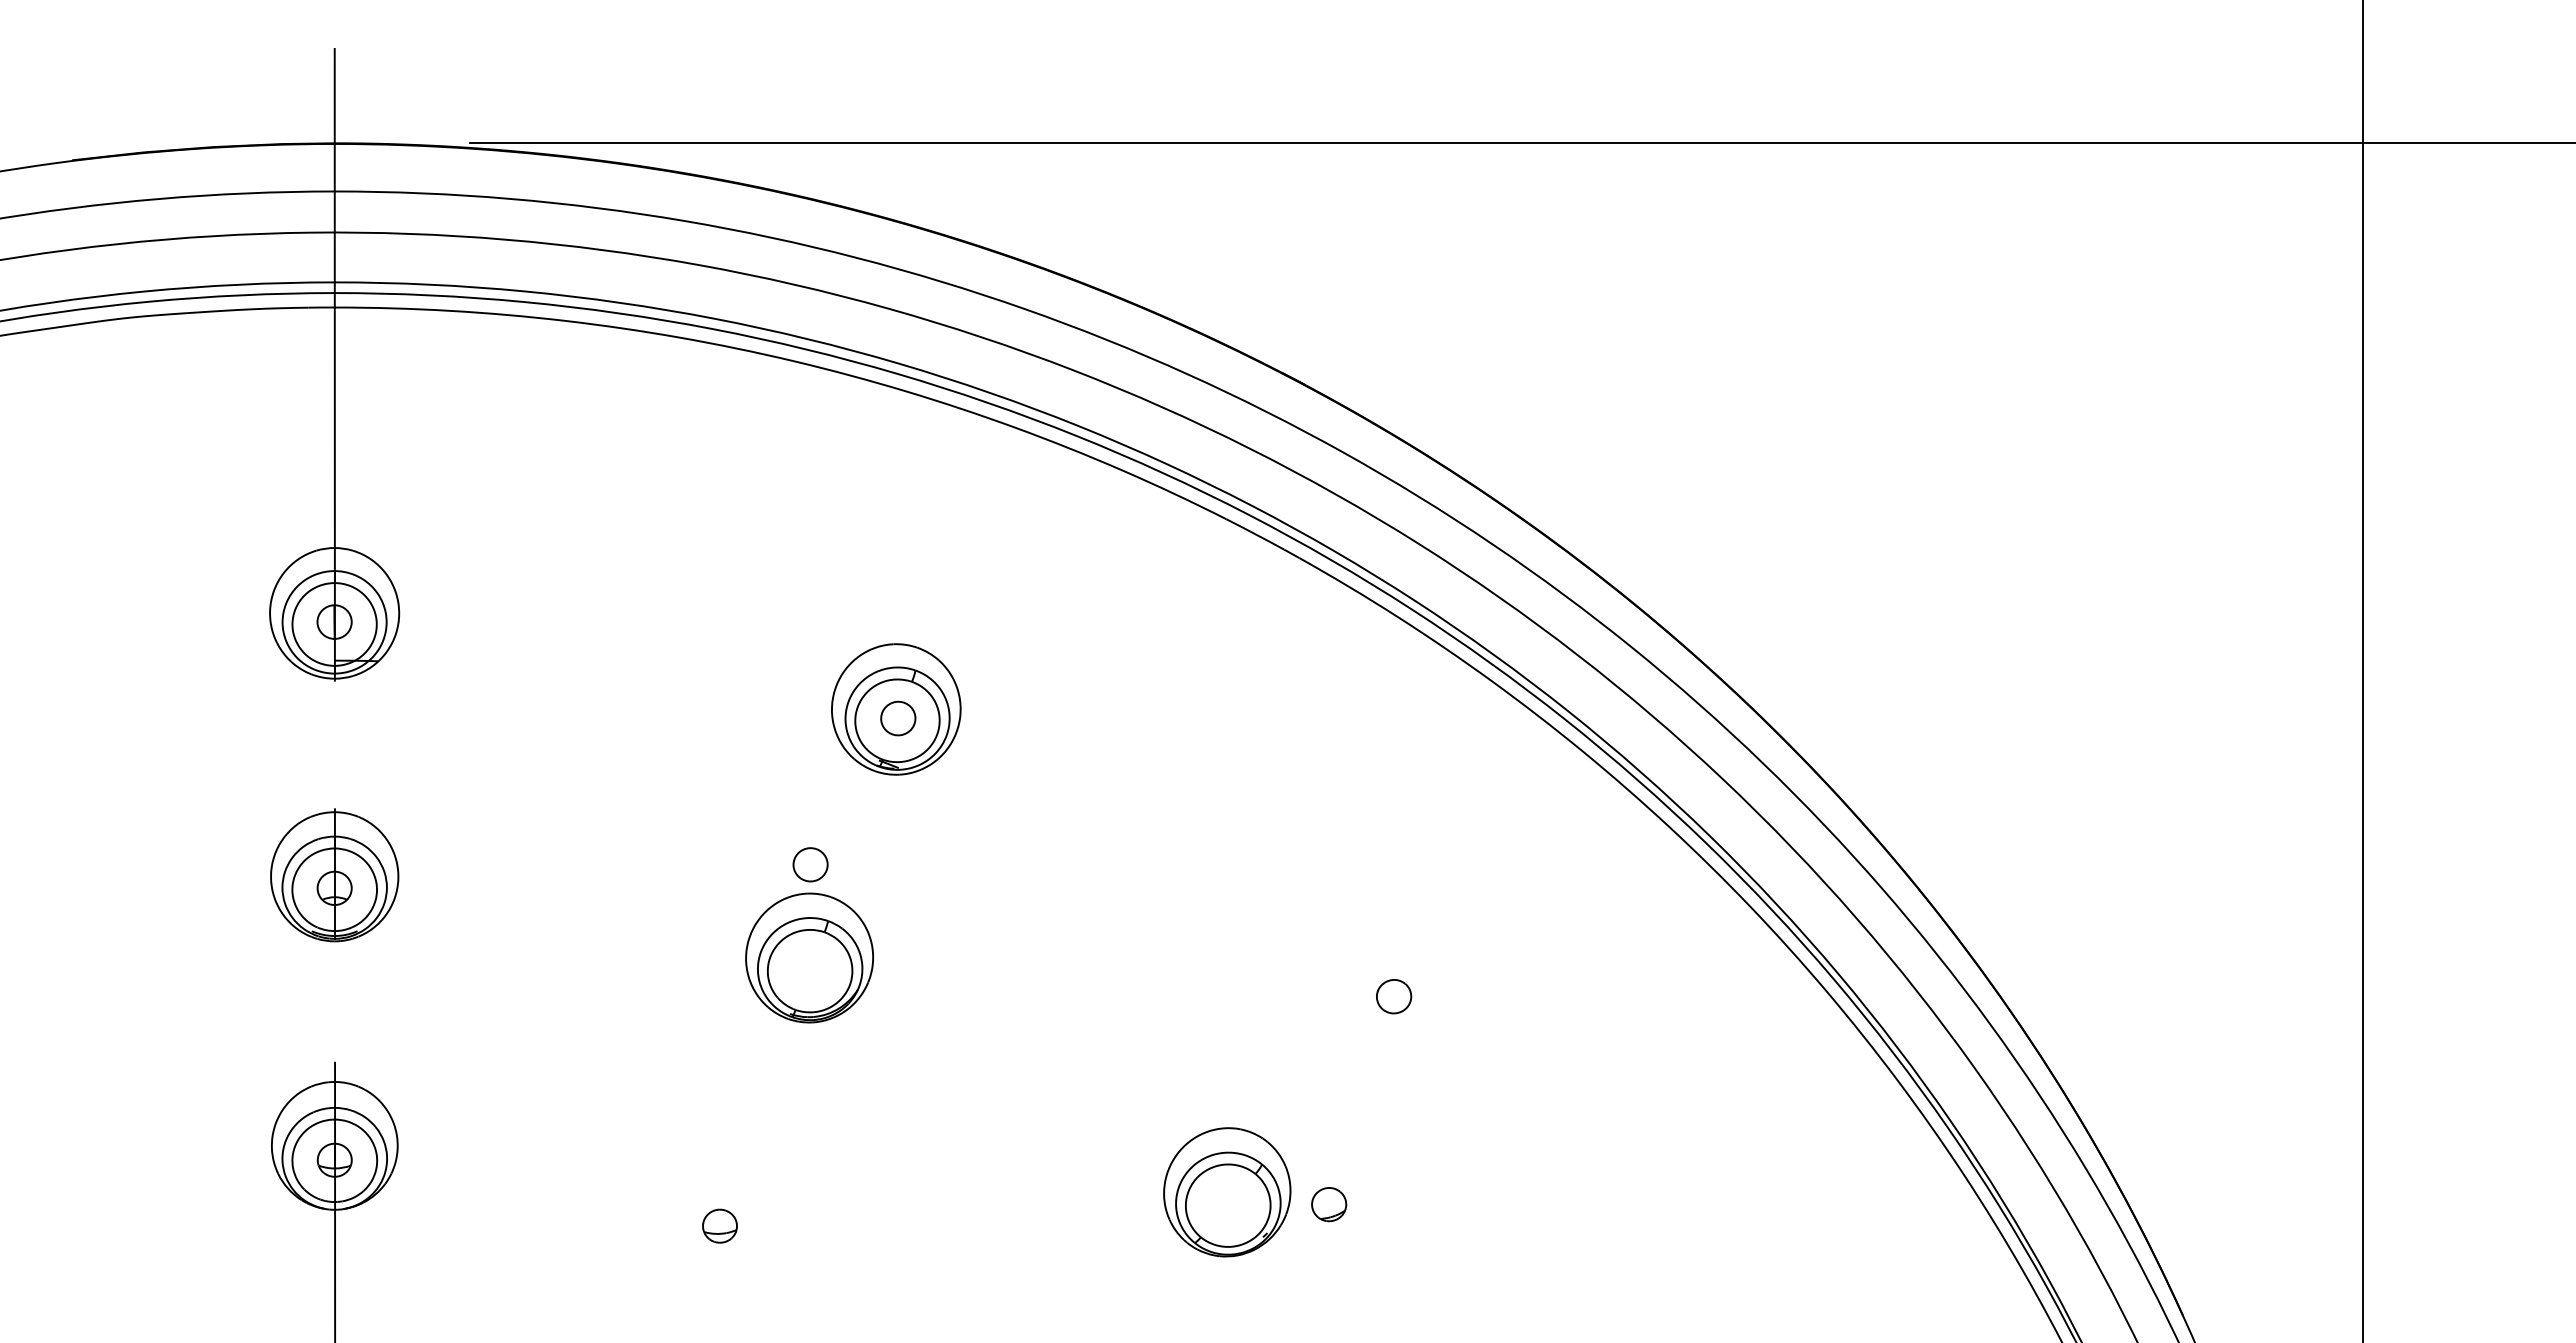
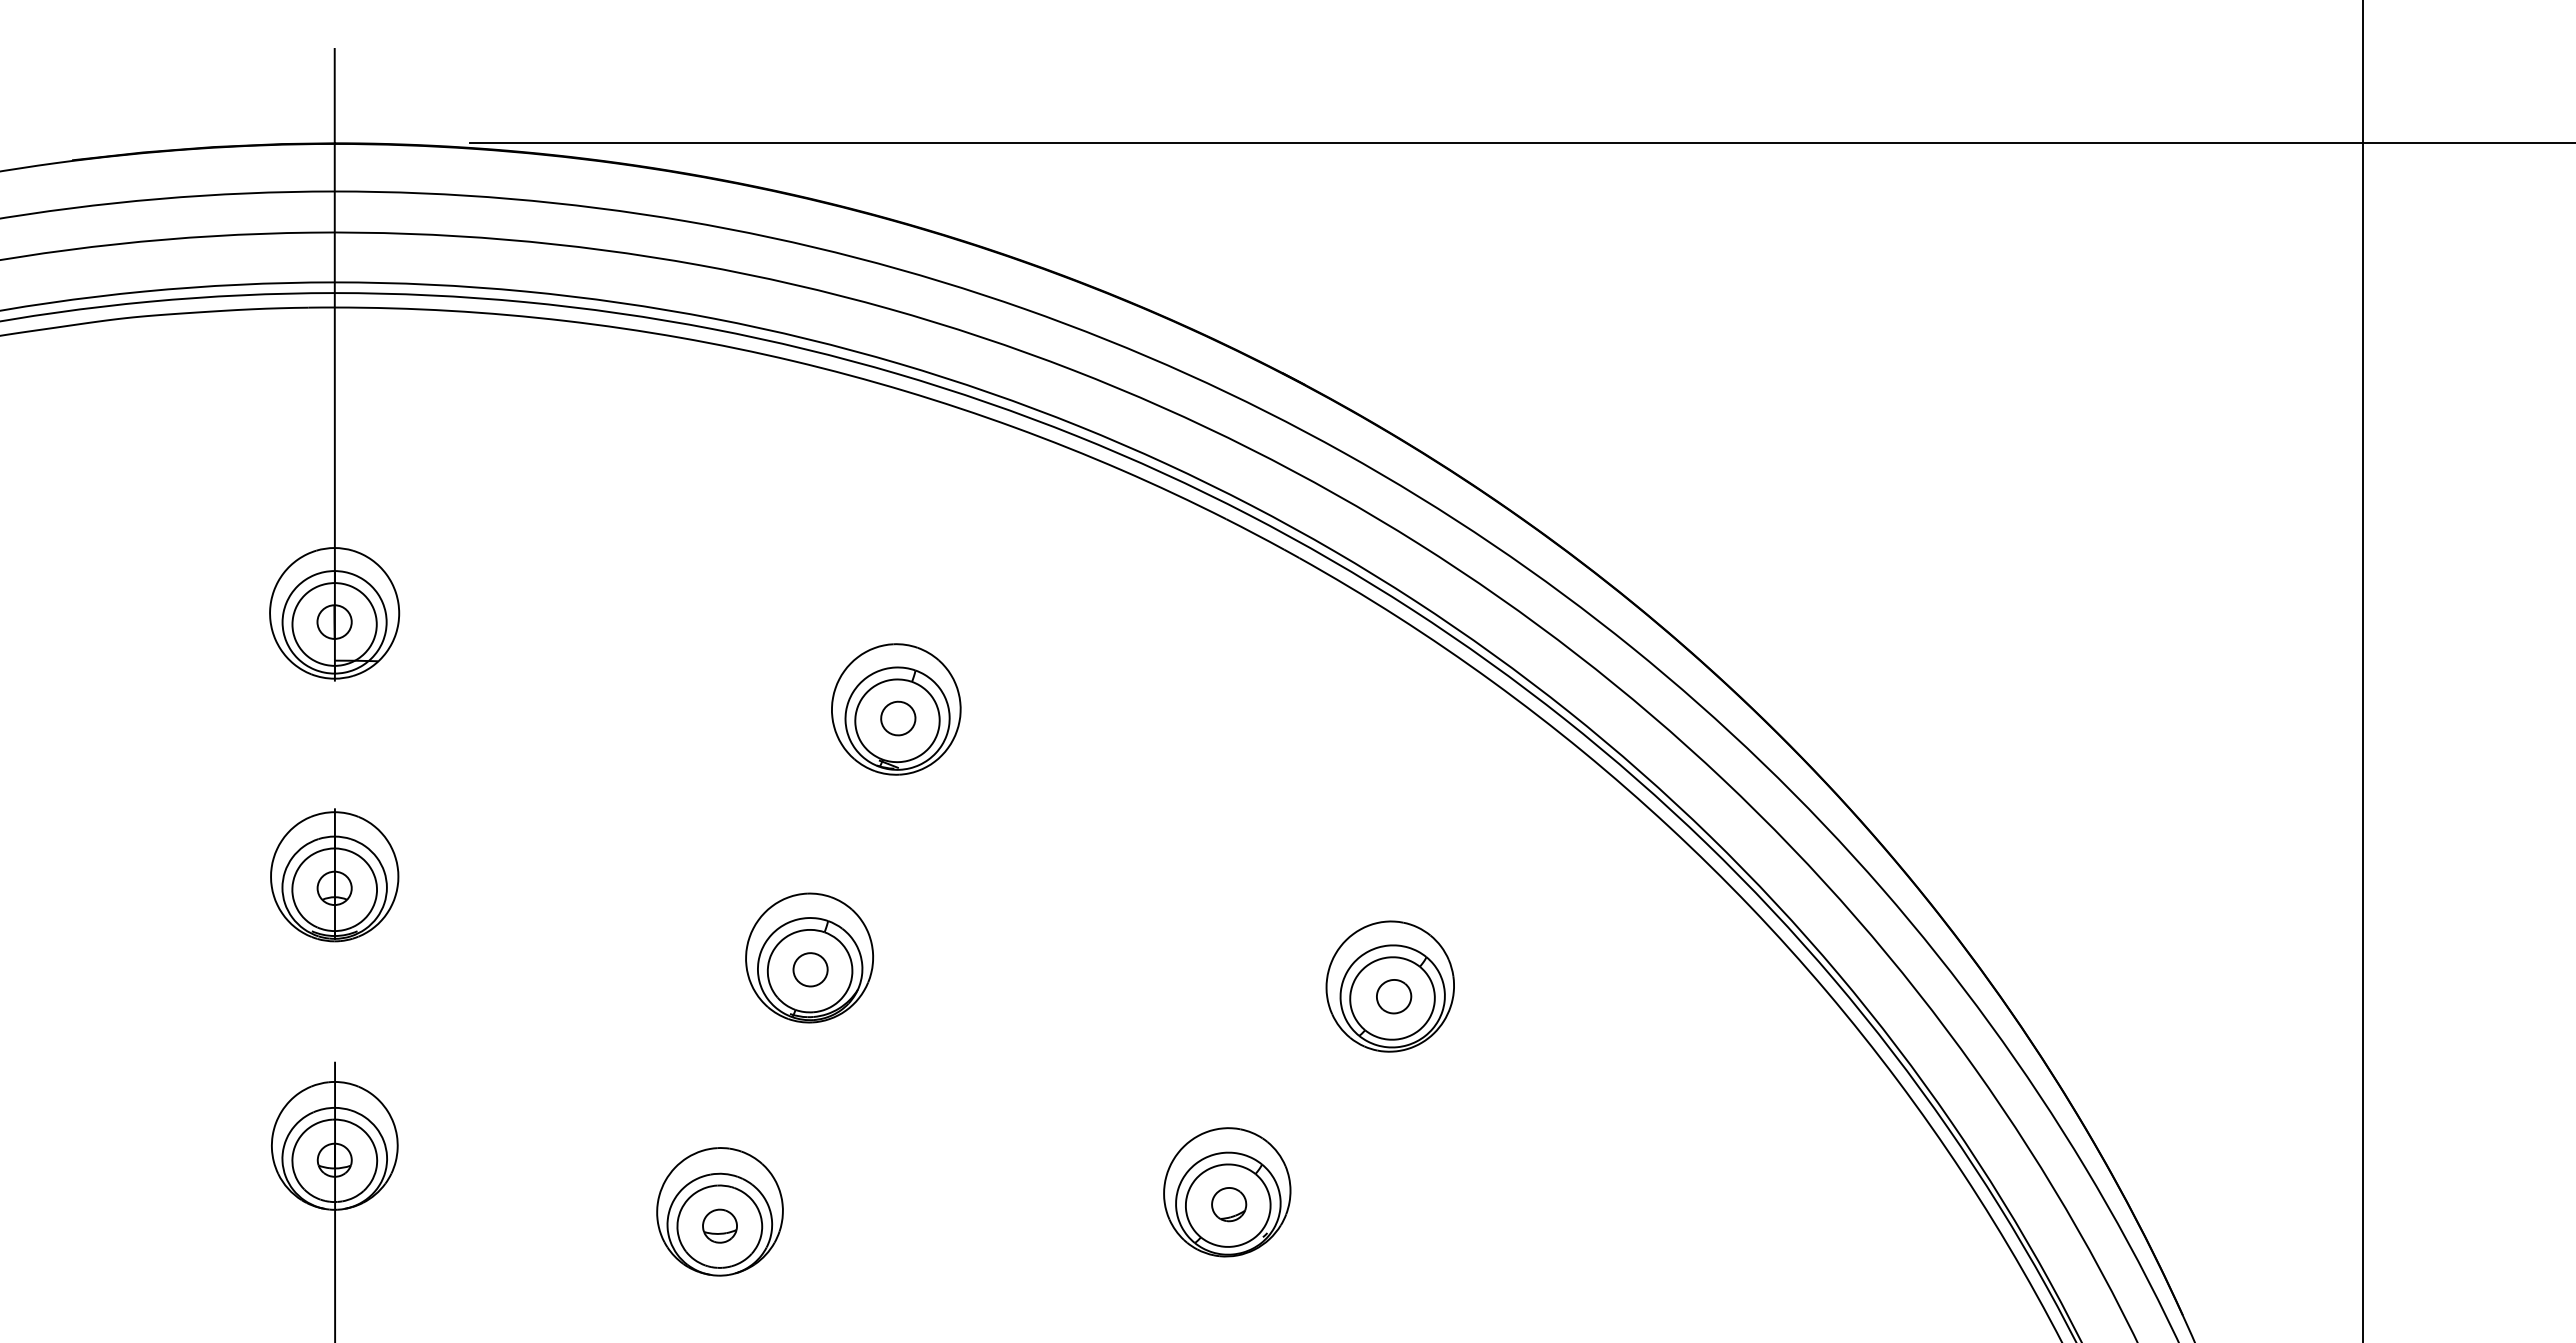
part position: (810, 864) -> (810, 969) (810, 969)
part: none -> present (1389, 986)
part position: (1329, 1204) -> (1229, 1204) (1229, 1204)
part: none -> present (719, 1211)
